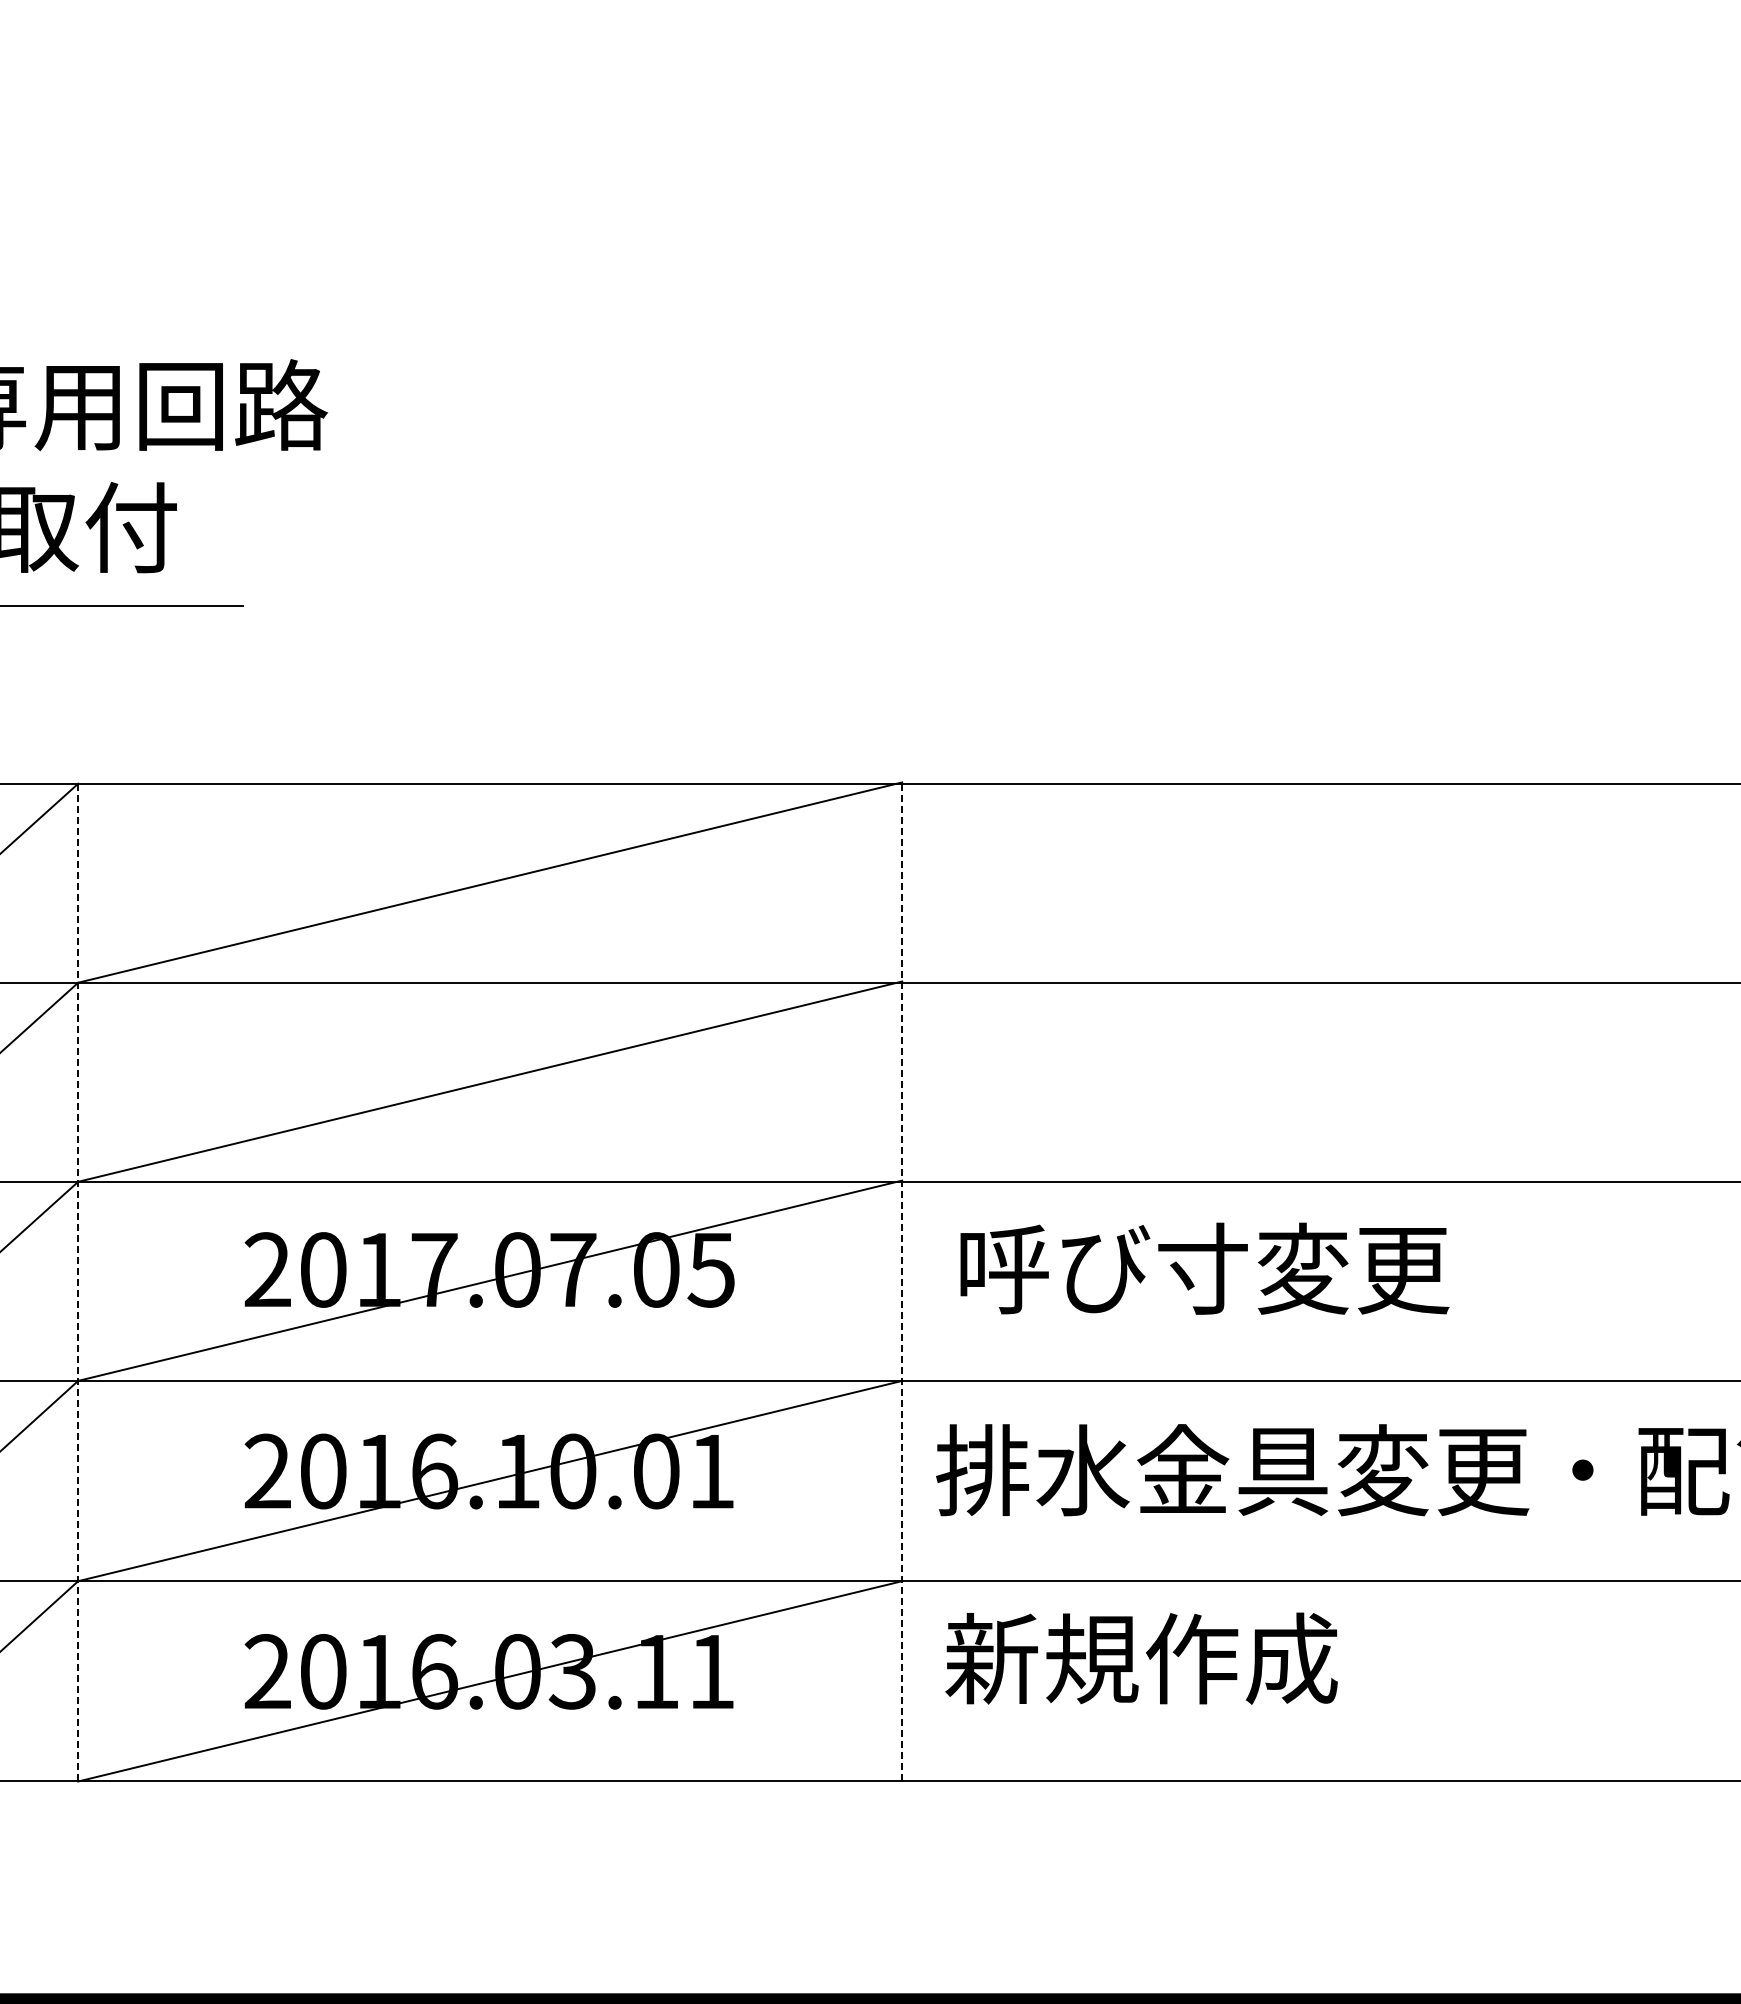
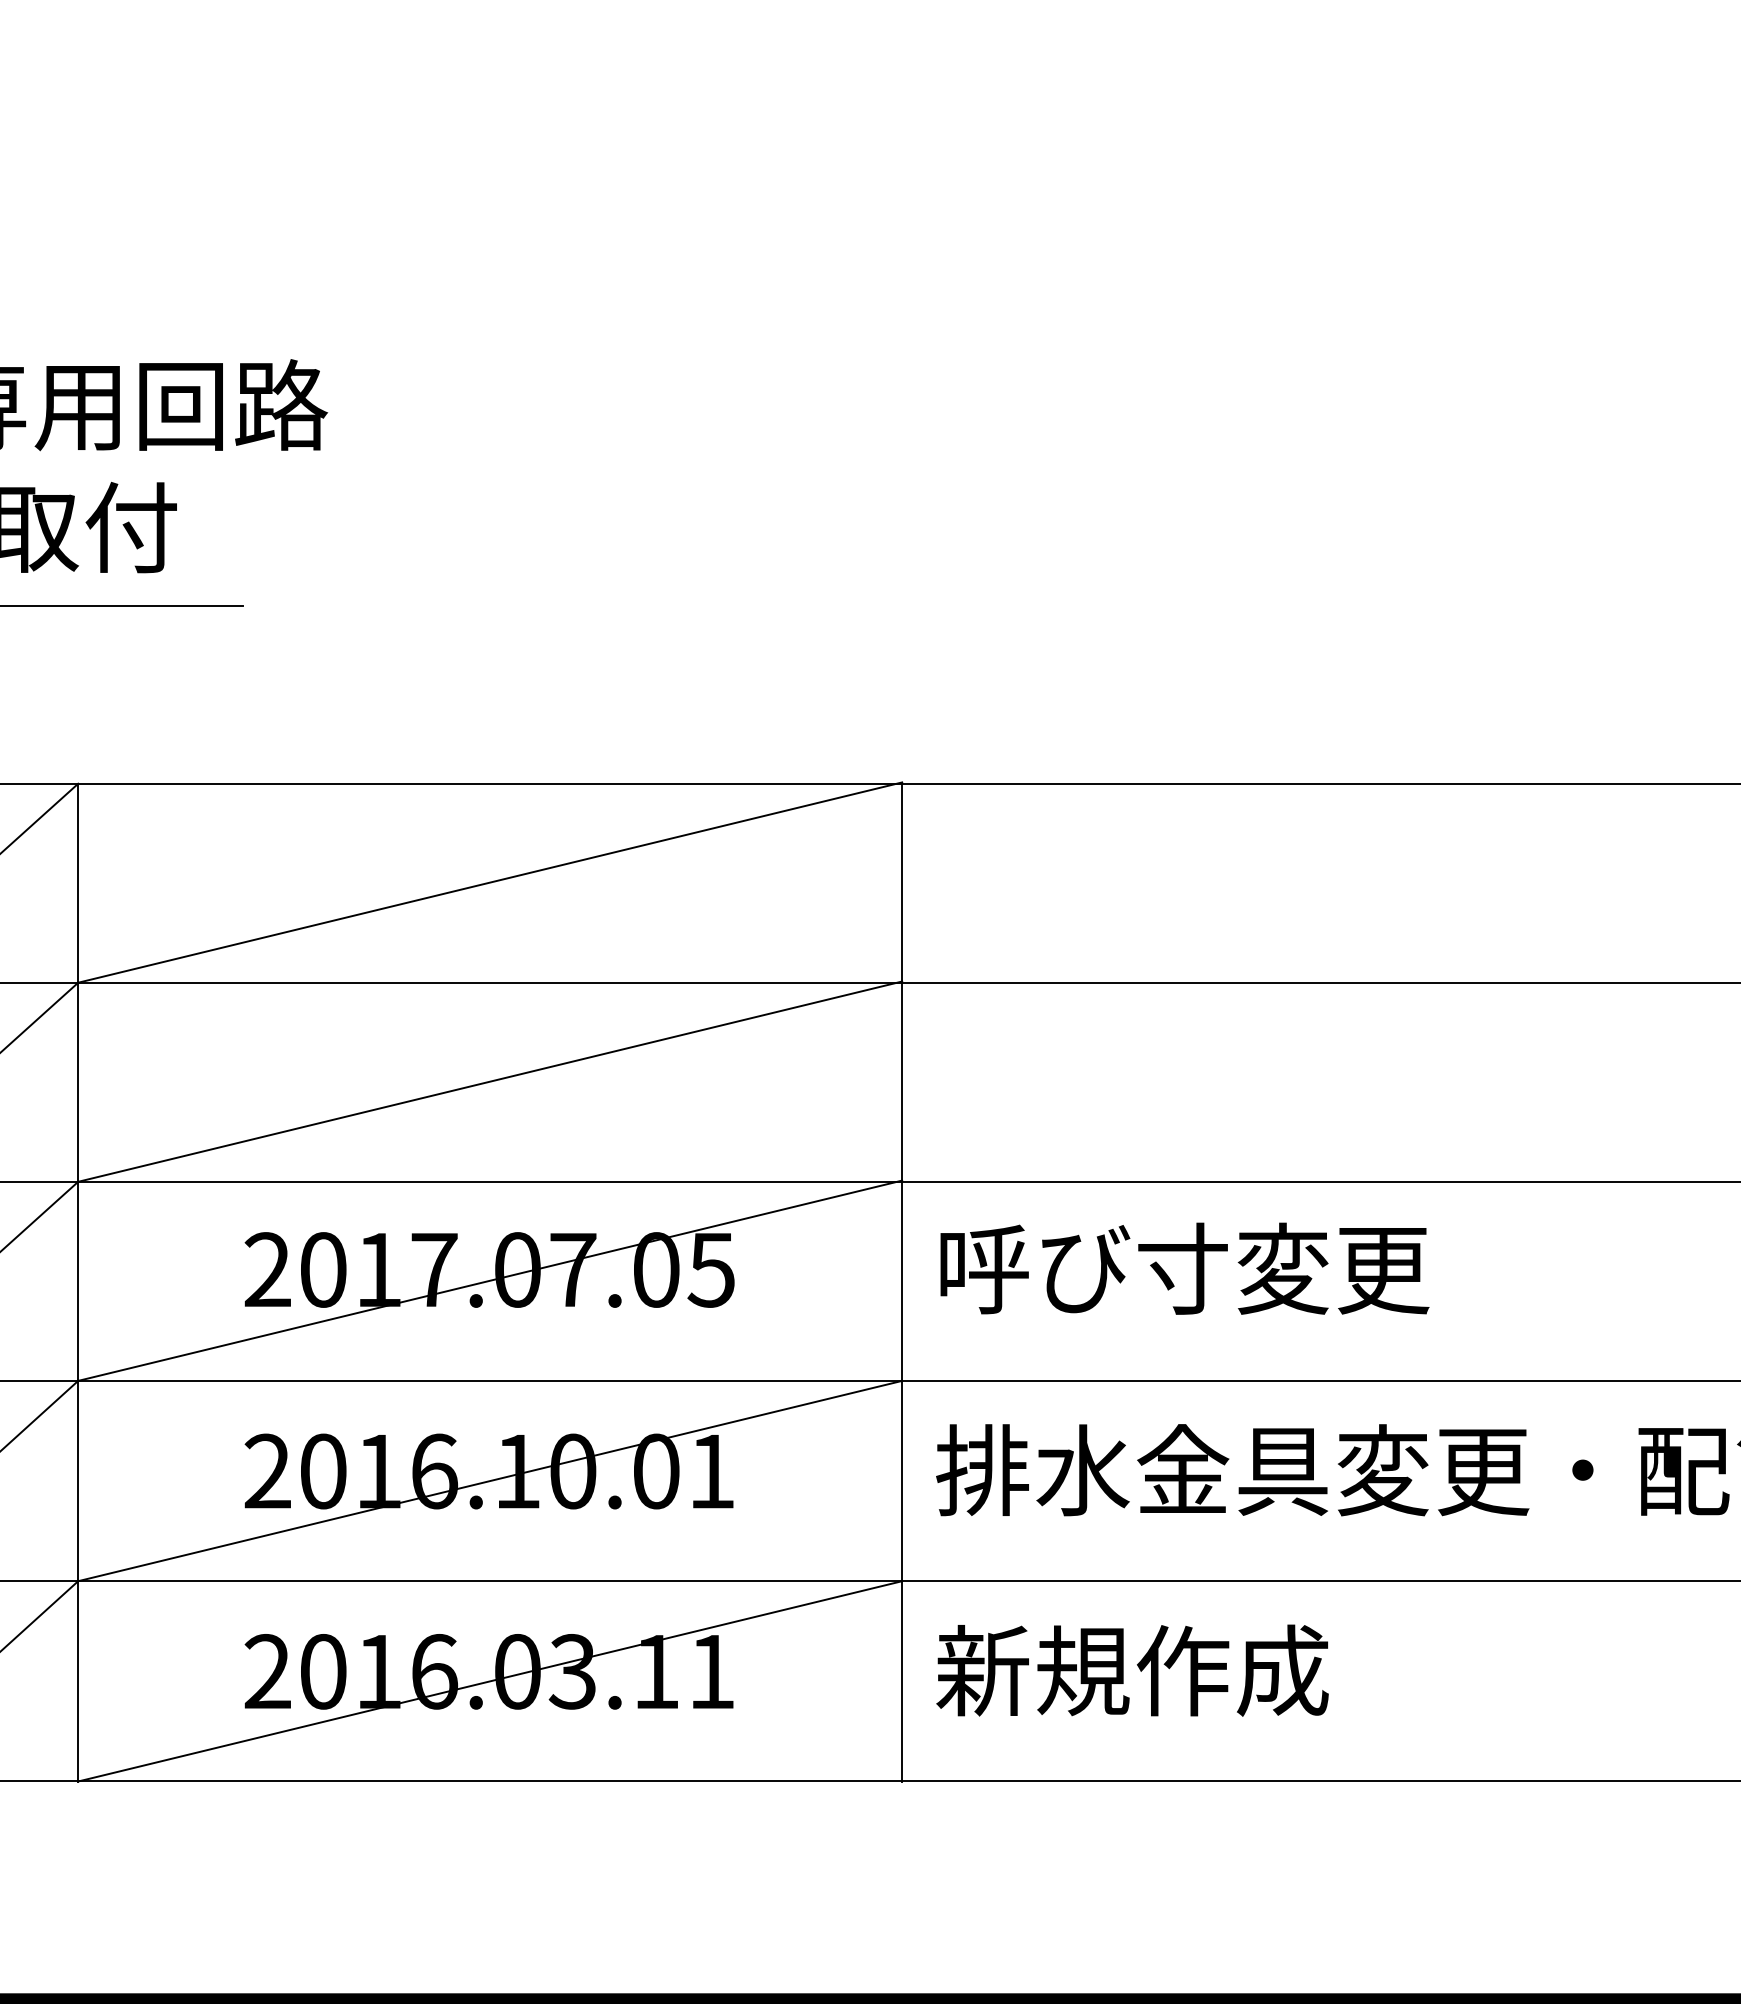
text position: (1204, 1268) -> (1184, 1268) (1184, 1268)
line: dashed -> solid (78, 1282)
line: dashed -> solid (902, 1282)
text position: (1141, 1658) -> (1132, 1670) (1132, 1670)
